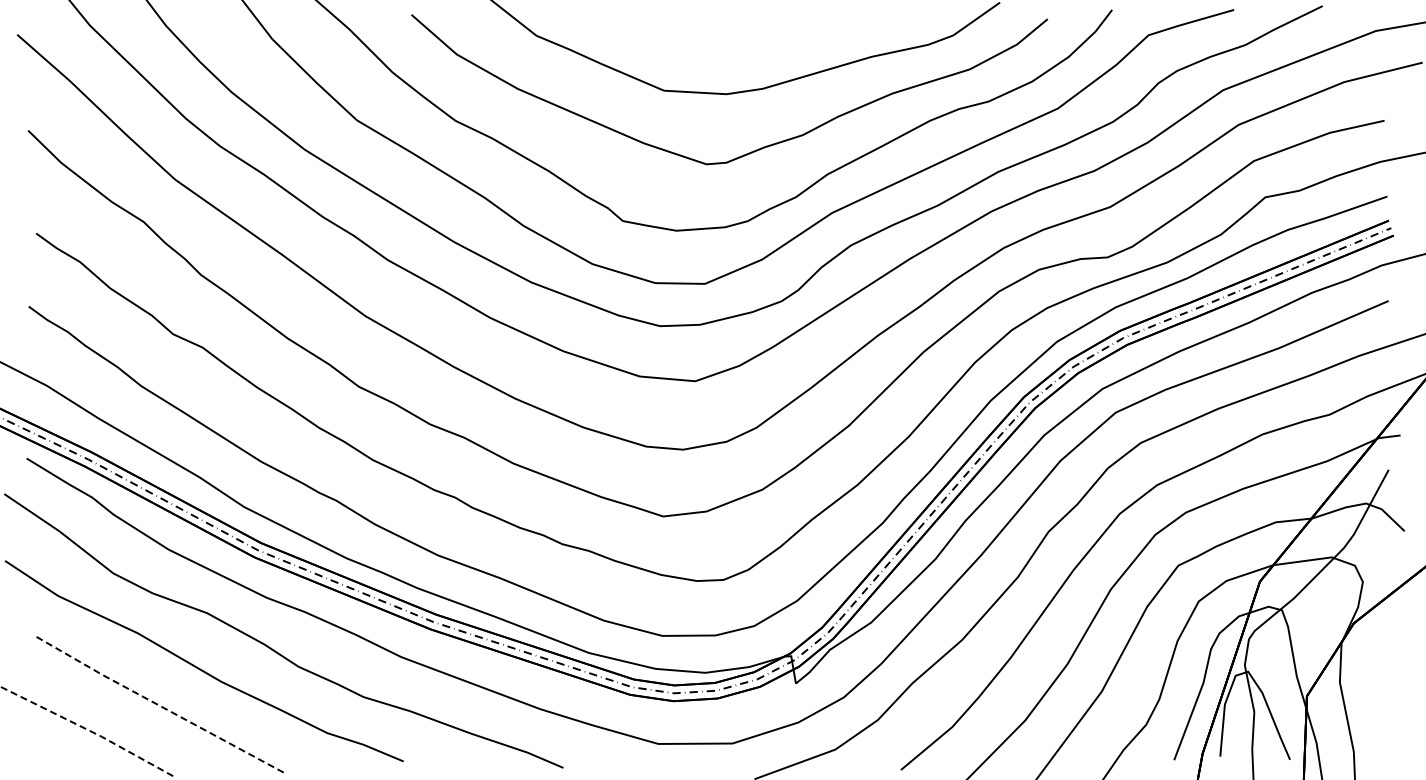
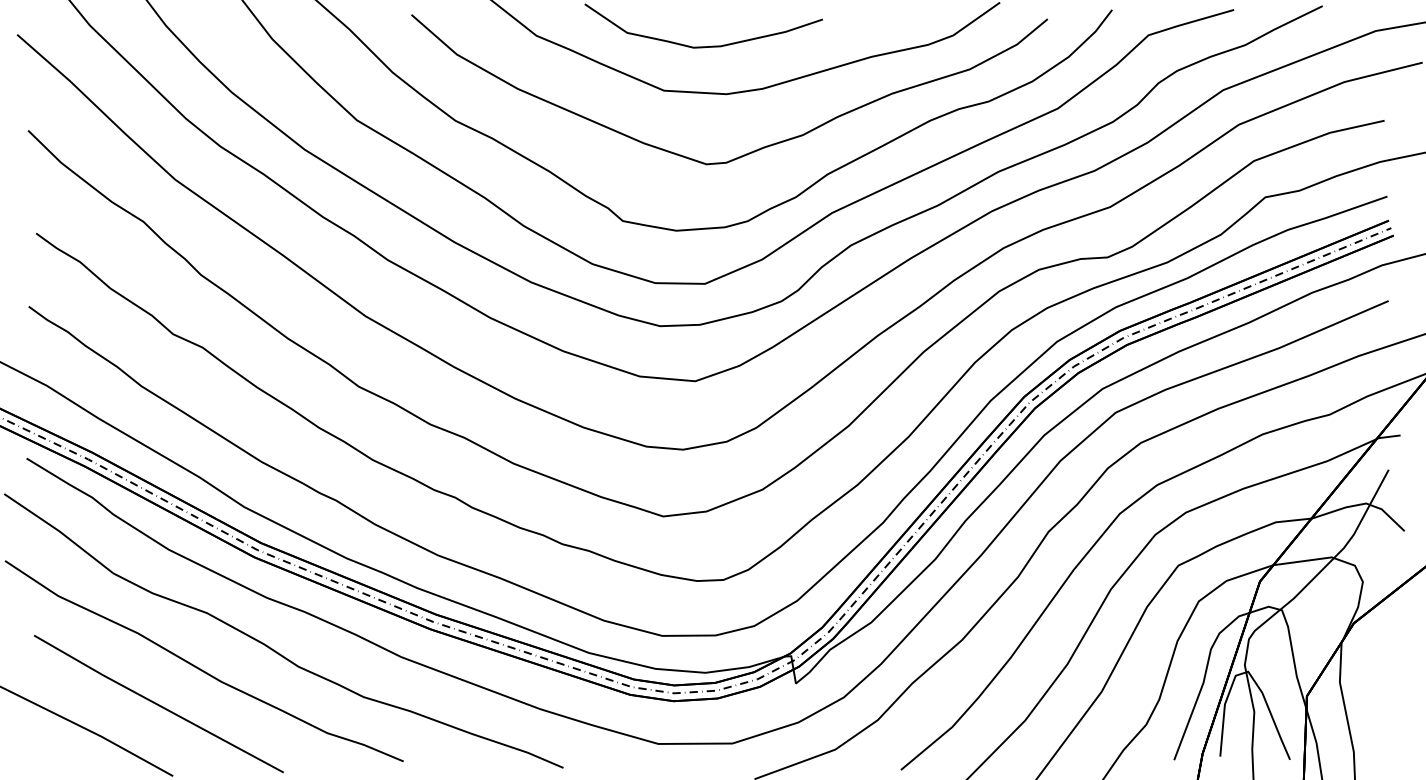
curve: none -> present (703, 46)
line: dashed -> solid (157, 704)
line: dashed -> solid (88, 730)
